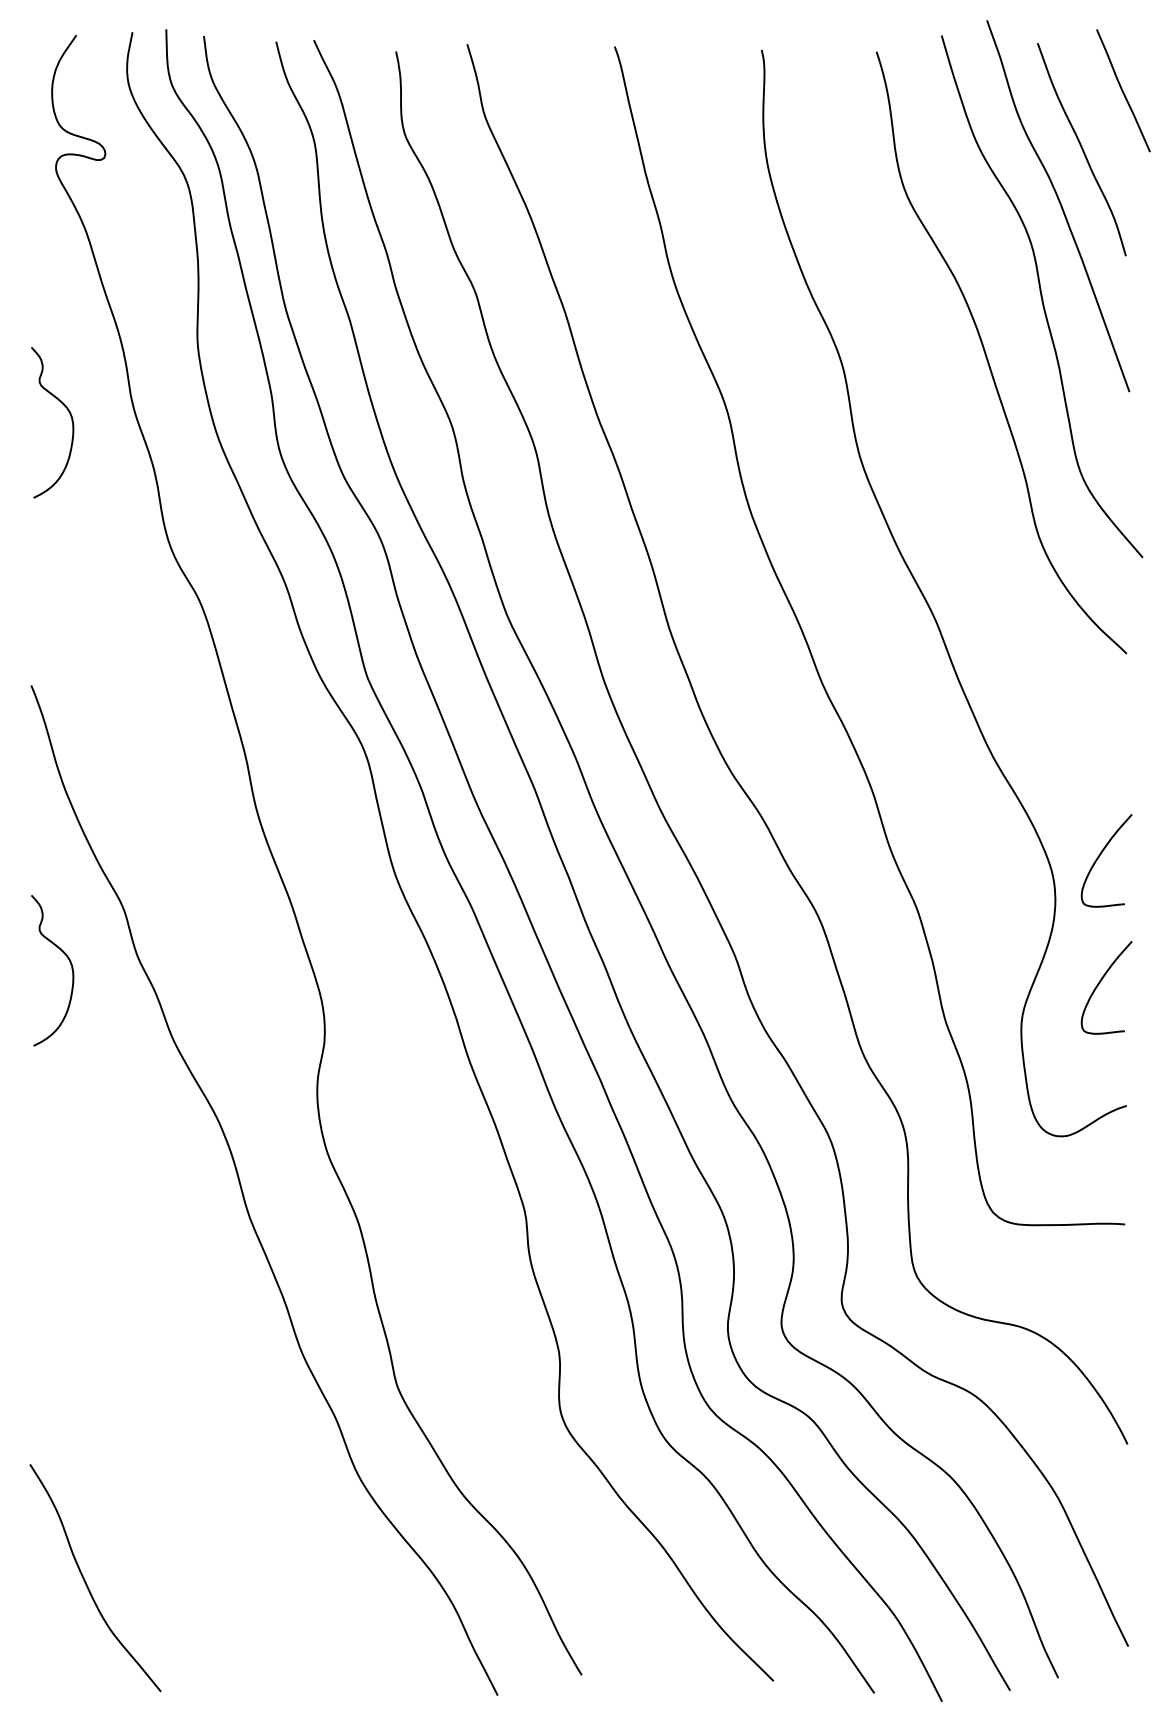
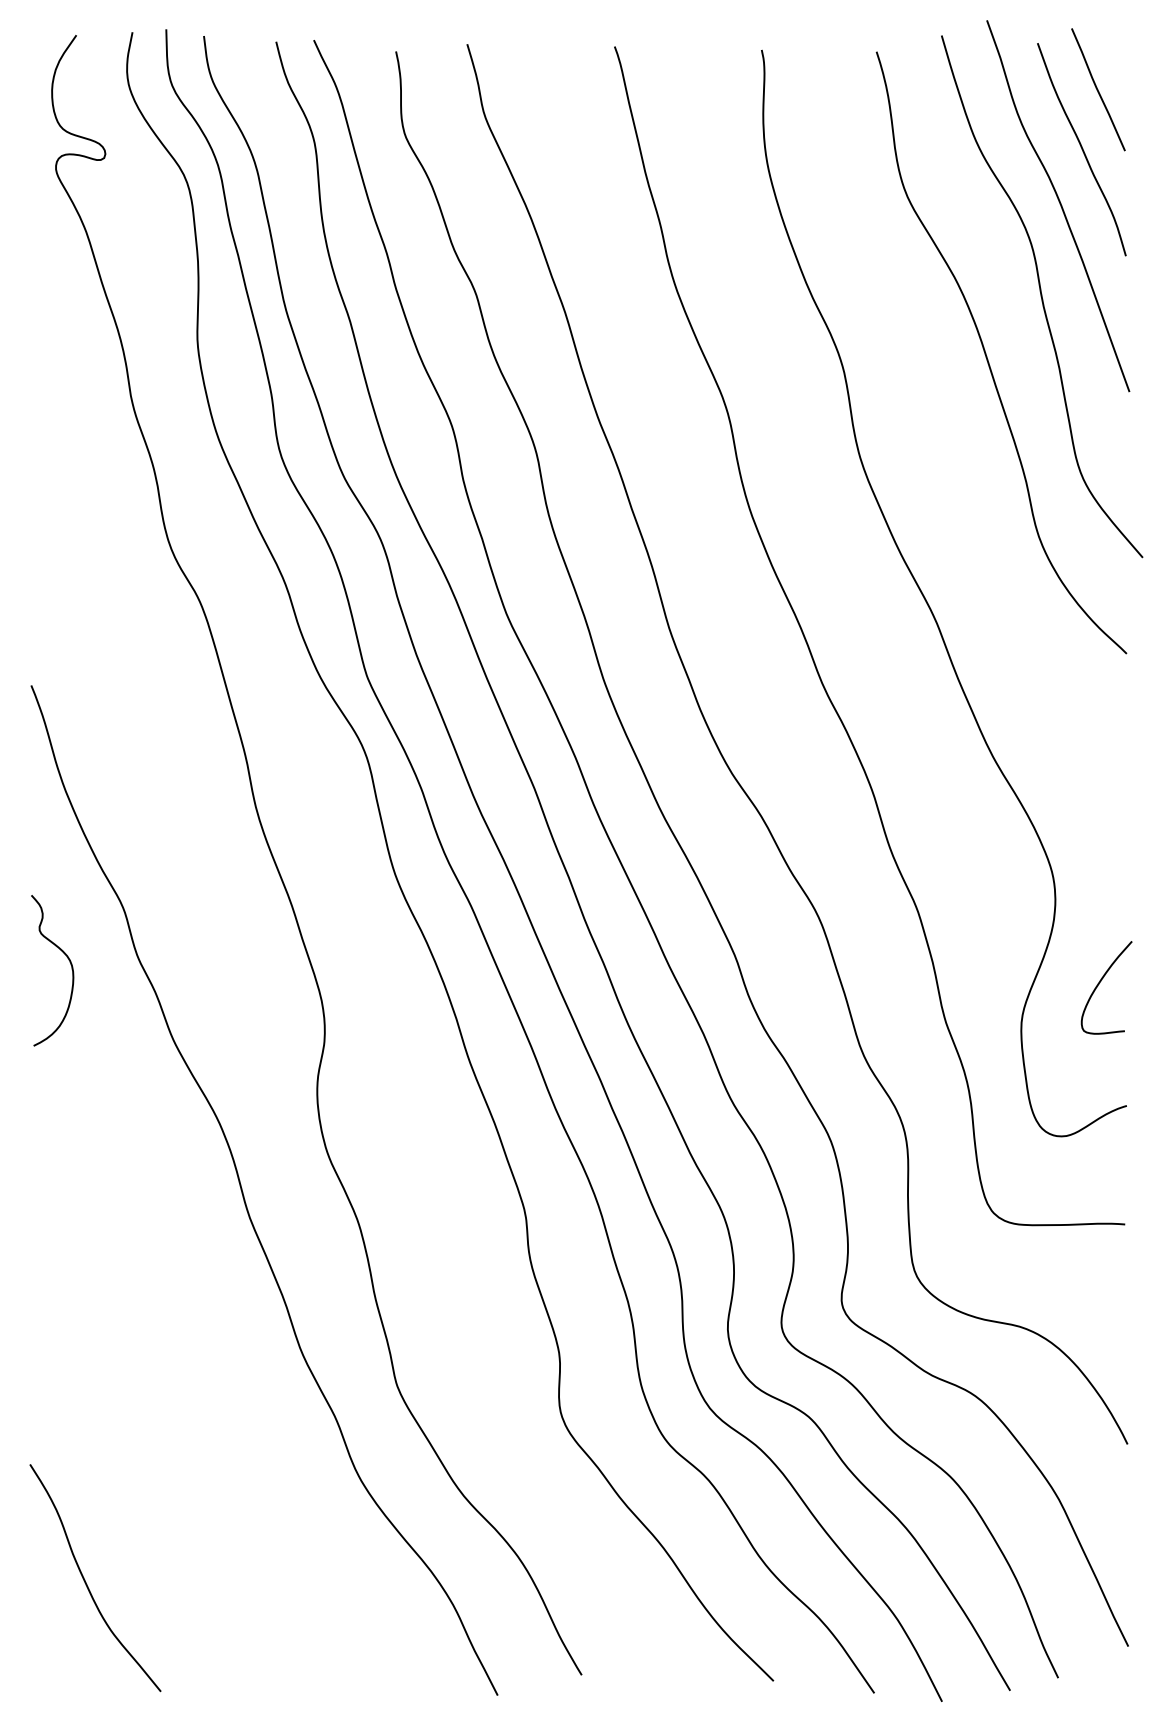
curve position: (1123, 90) -> (1098, 89) (1098, 89)
curve: present -> none (70, 417)
curve: present -> none (1099, 857)
